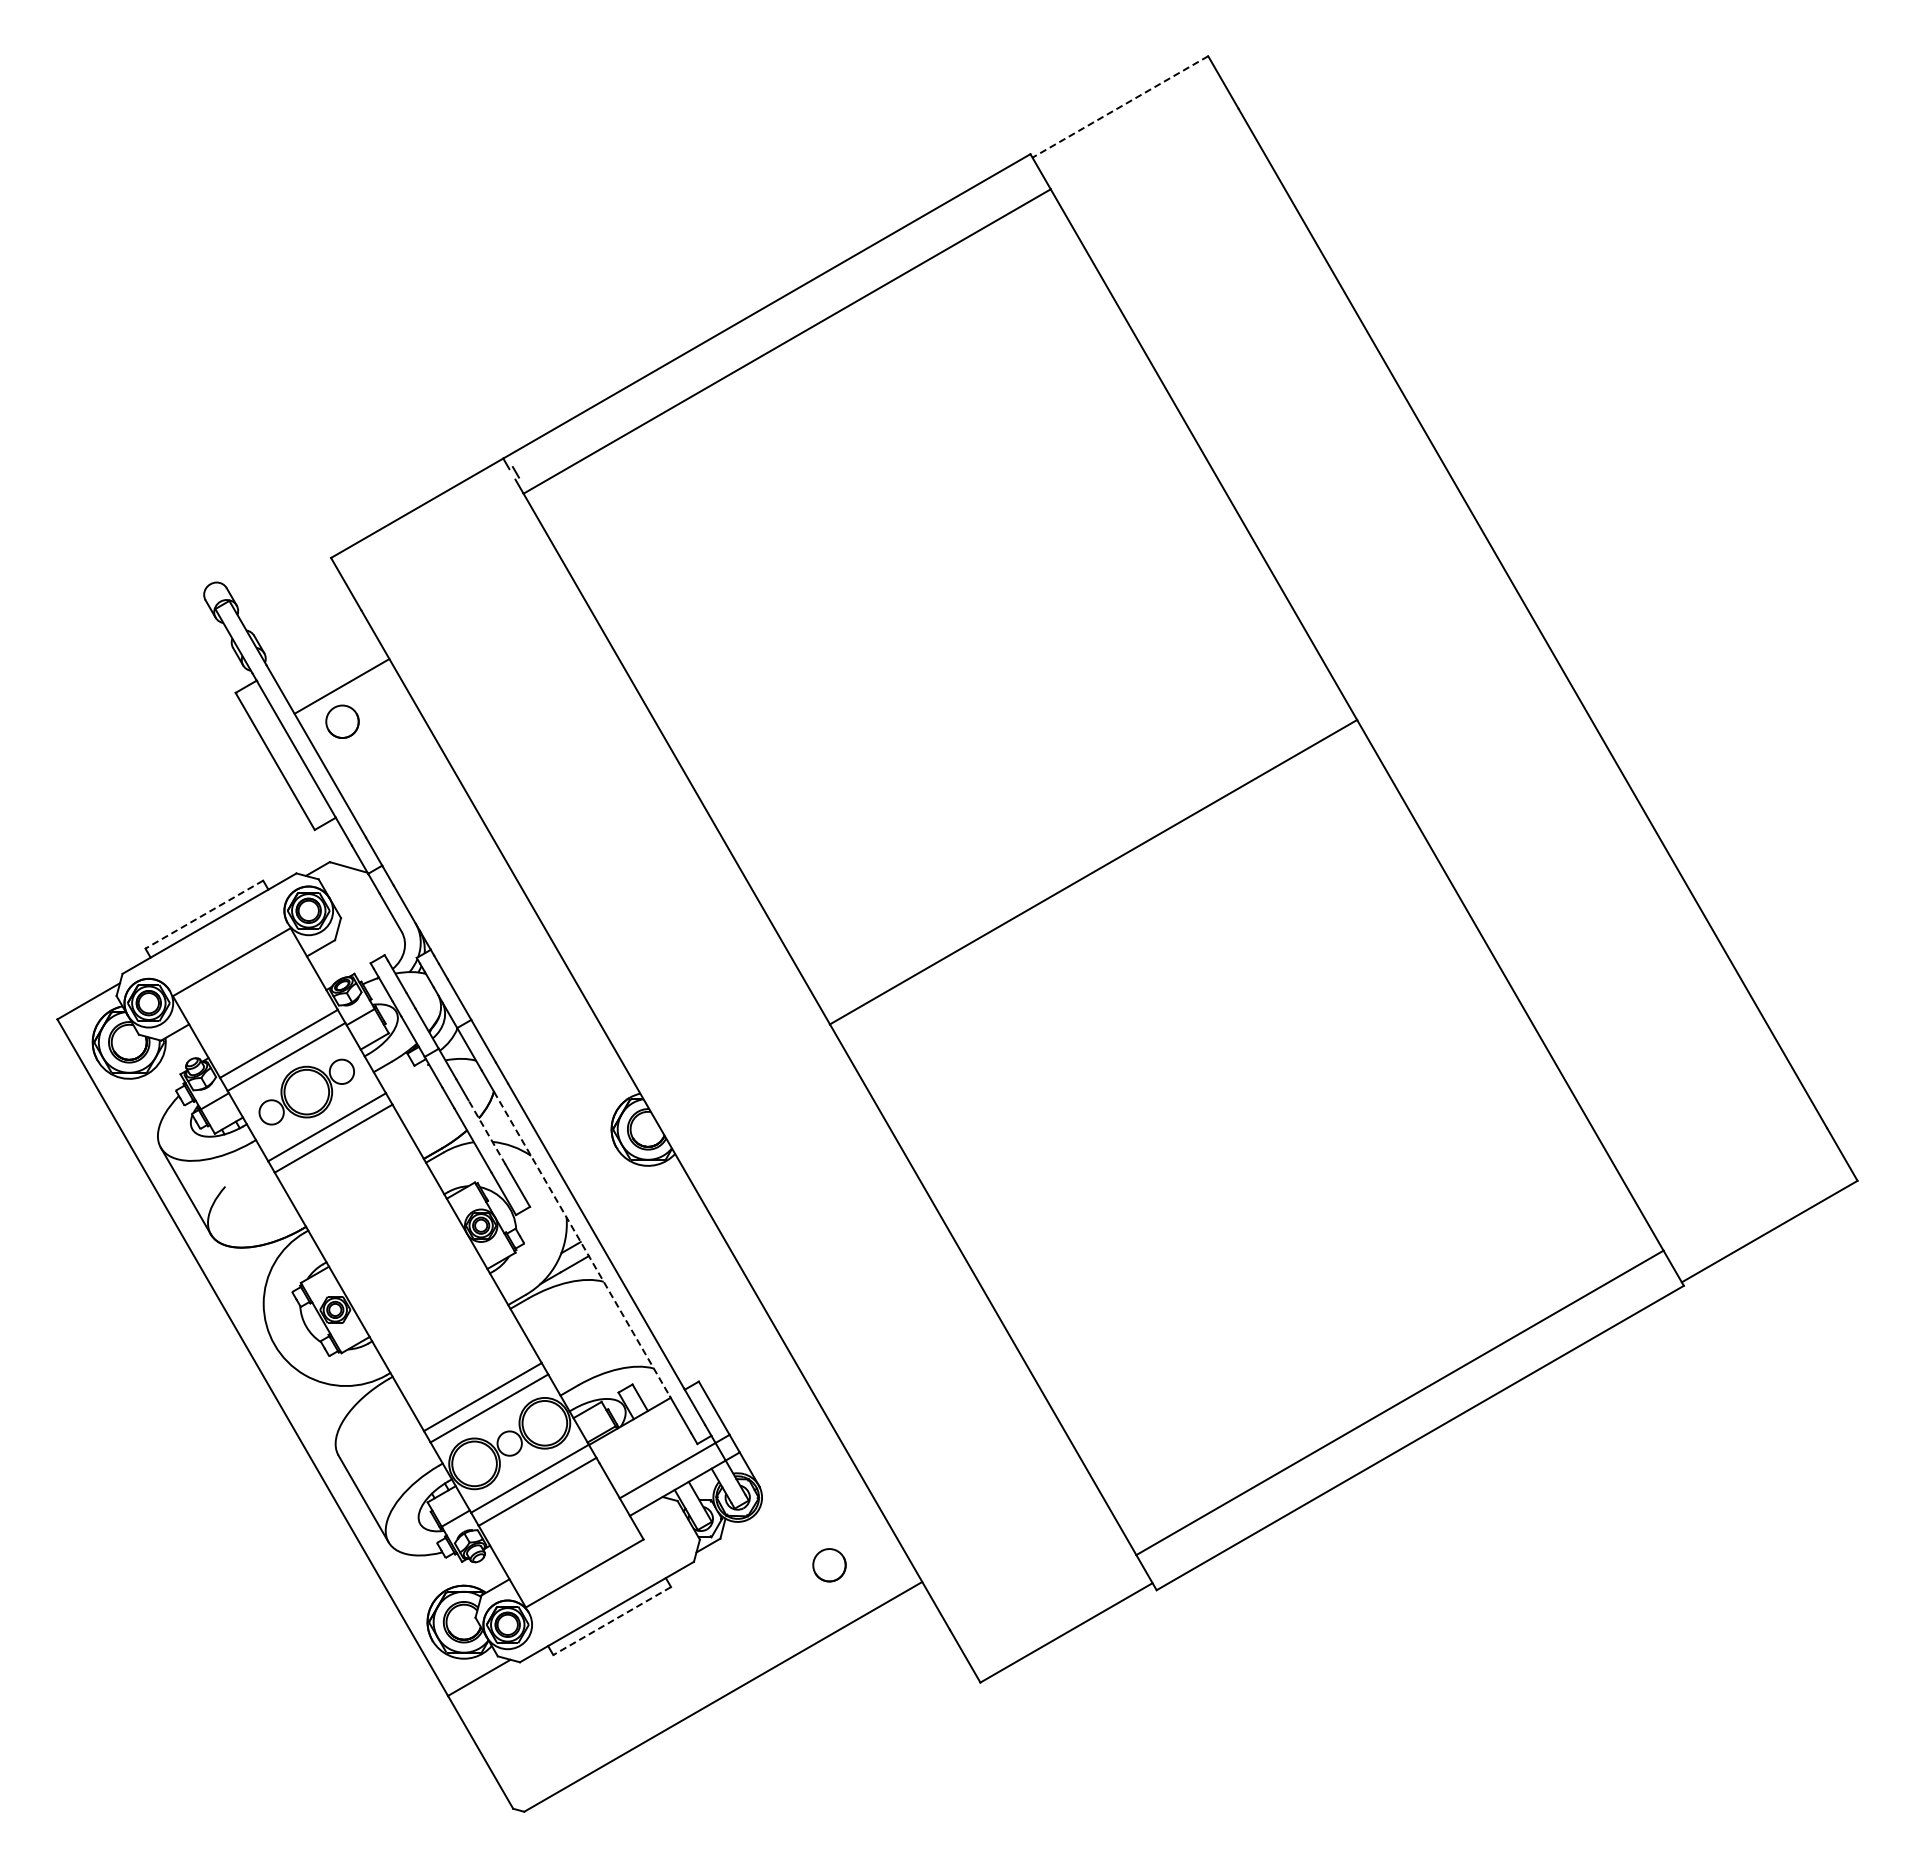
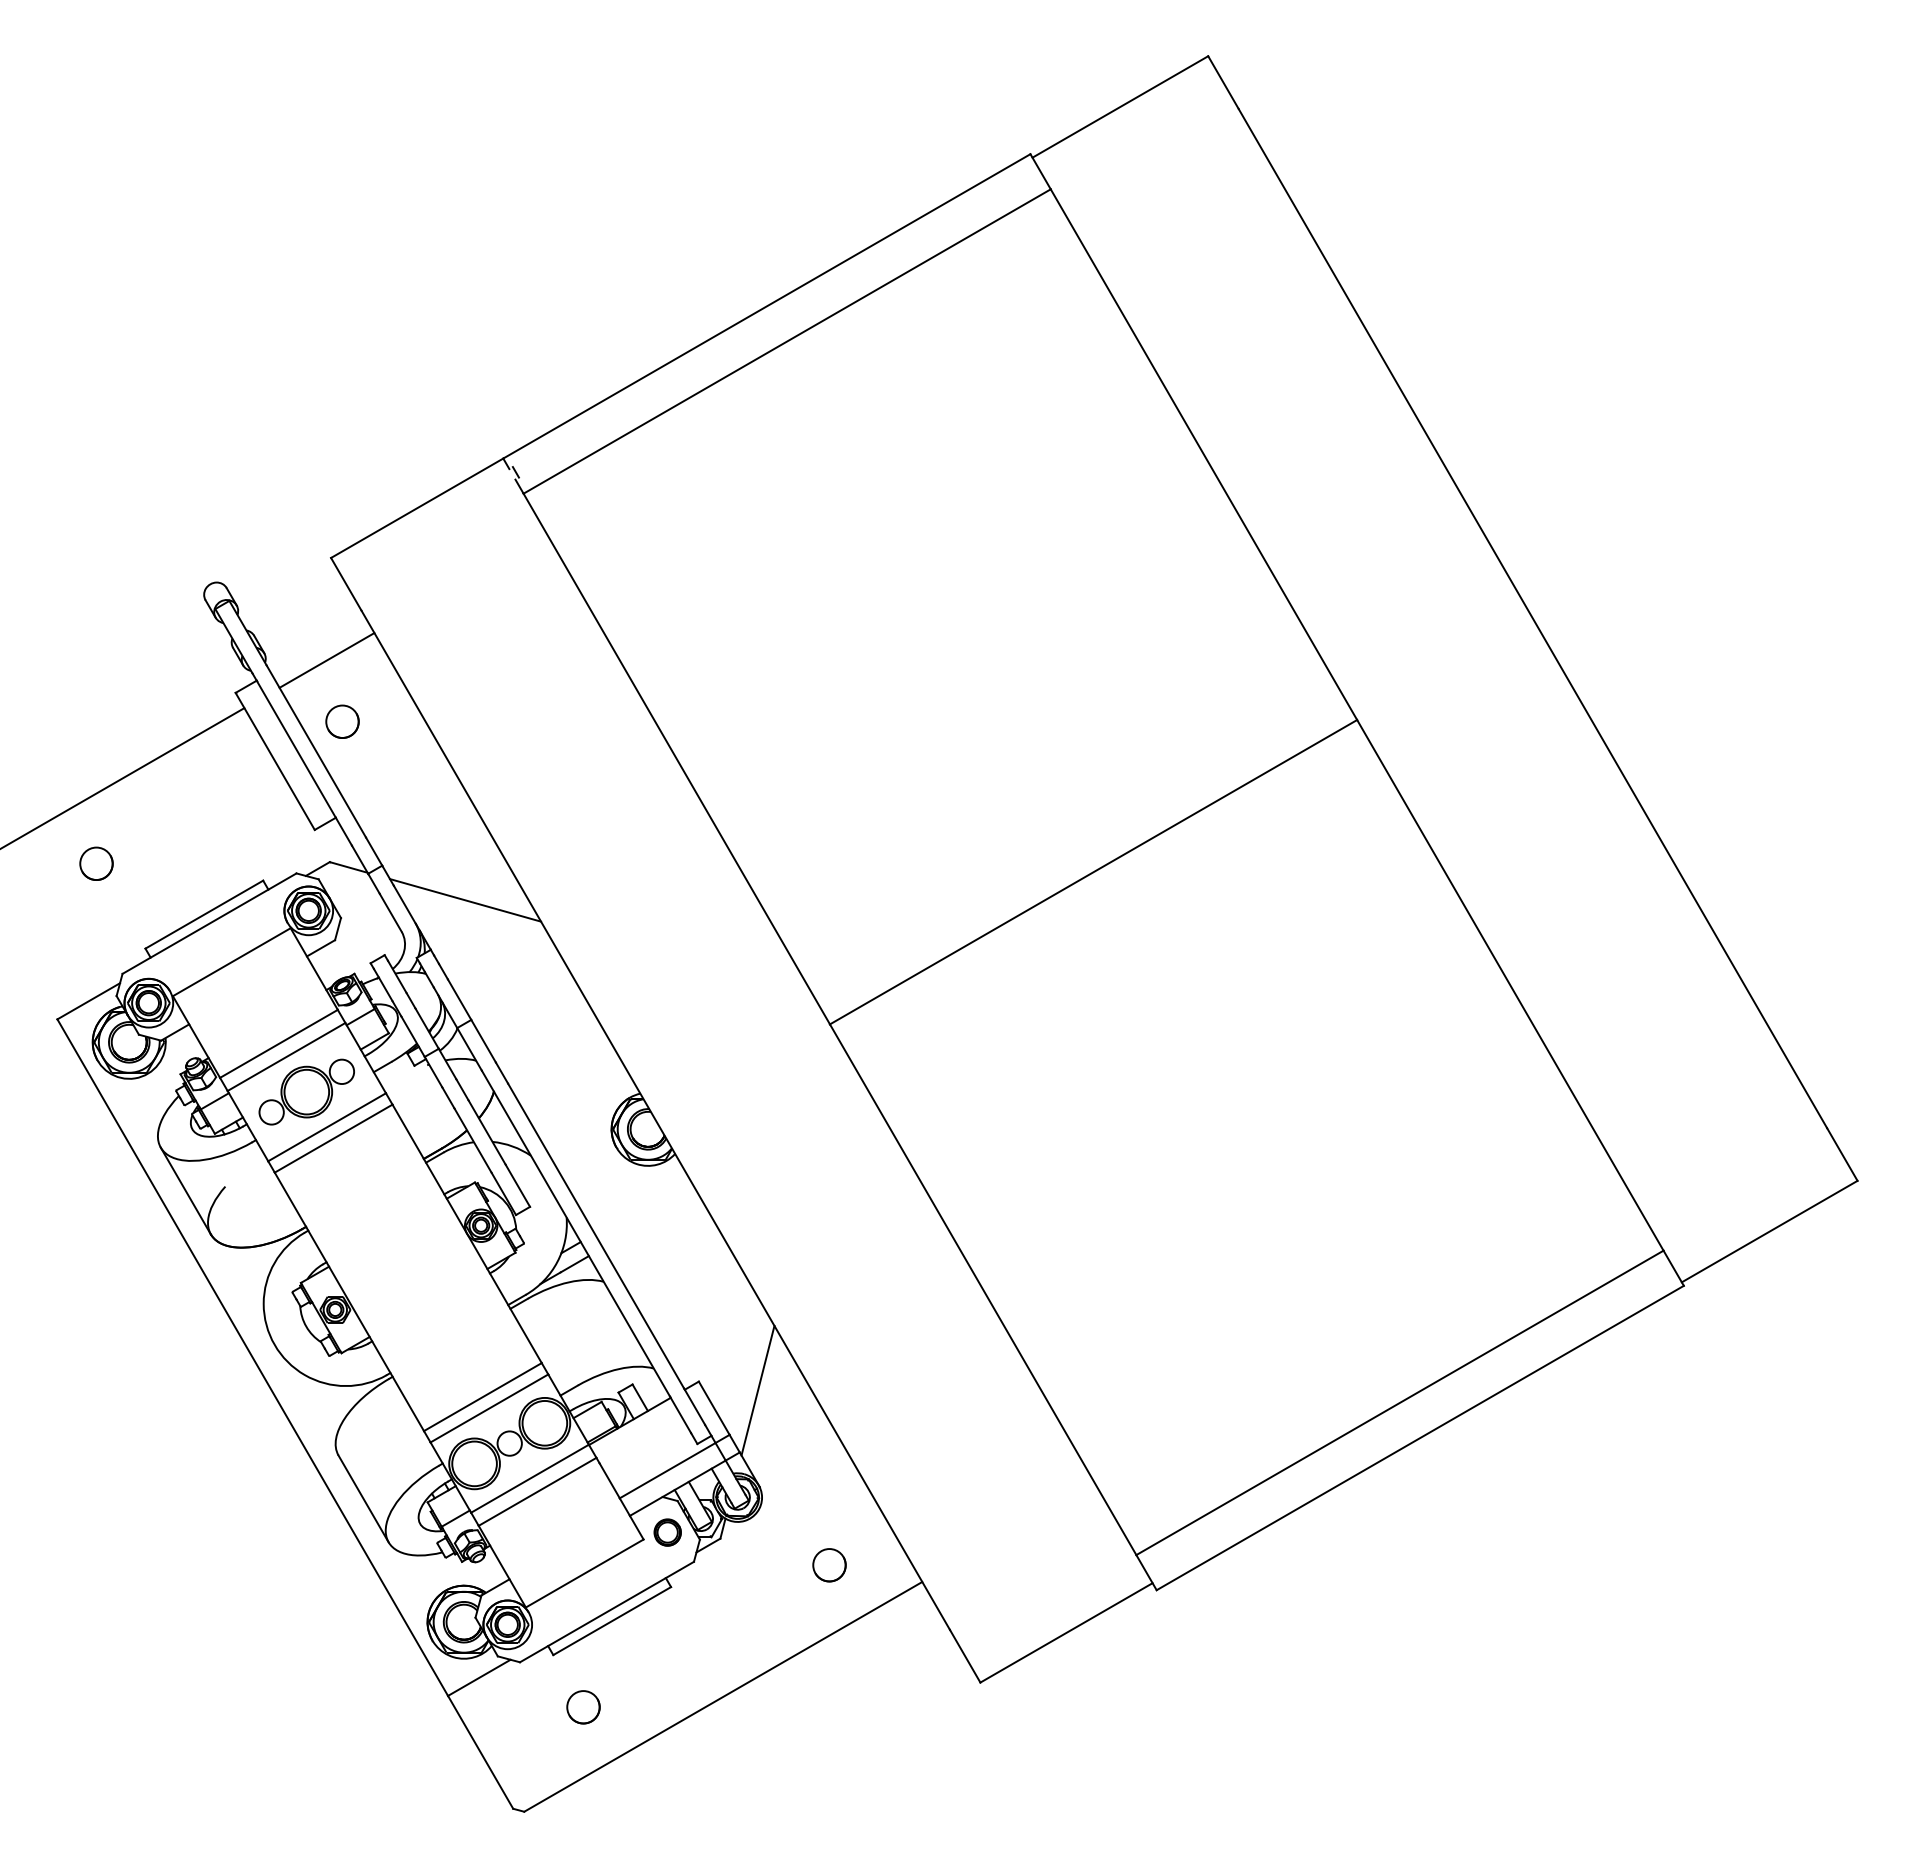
line: dashed -> solid (1119, 107)
line position: (341, 686) -> (326, 660) (326, 660)
line: none -> present (123, 777)
circle: none -> present (96, 863)
line: none -> present (465, 900)
line: dashed -> solid (204, 914)
line: dashed -> solid (486, 1132)
line: dashed -> solid (582, 1244)
line: none -> present (757, 1390)
part: none -> present (667, 1532)
line: dashed -> solid (612, 1621)
circle: none -> present (583, 1707)
